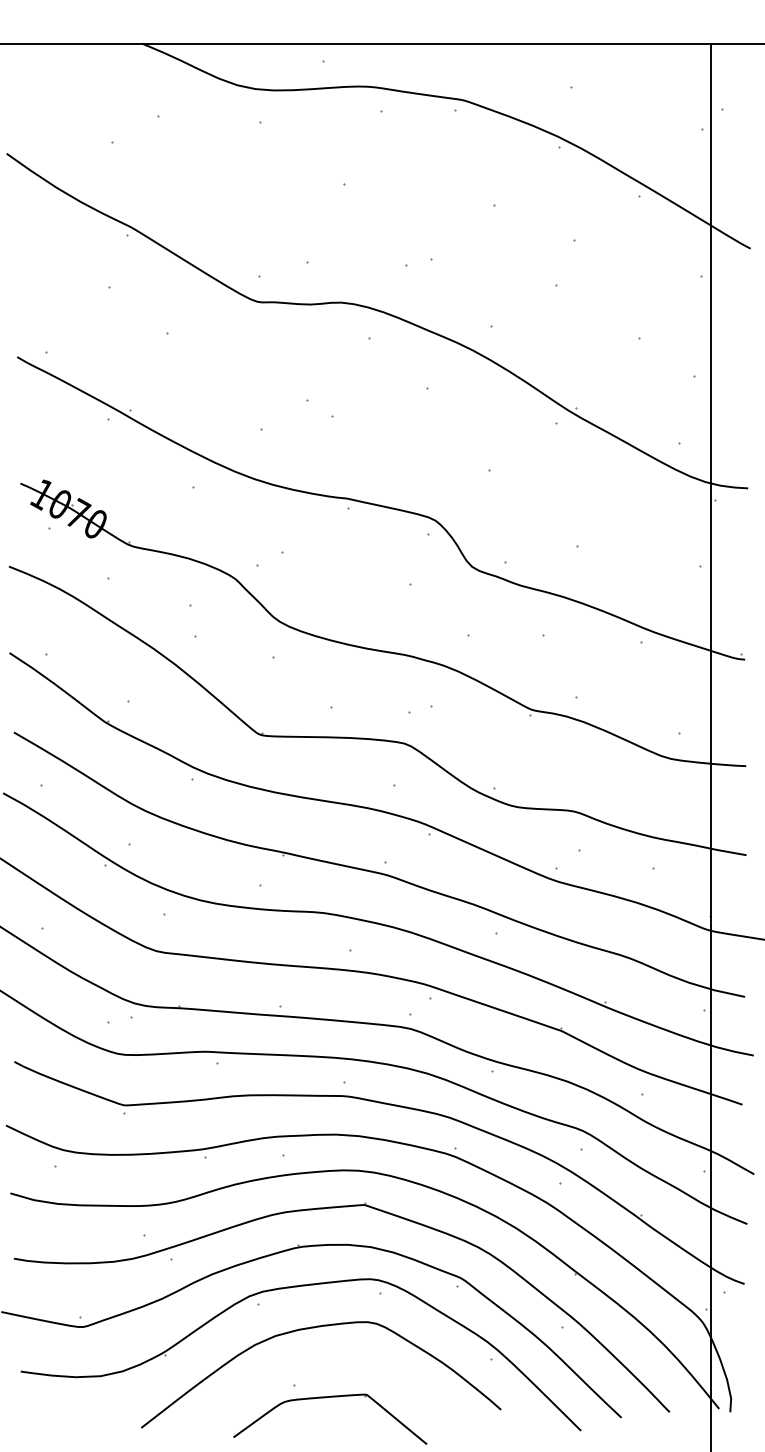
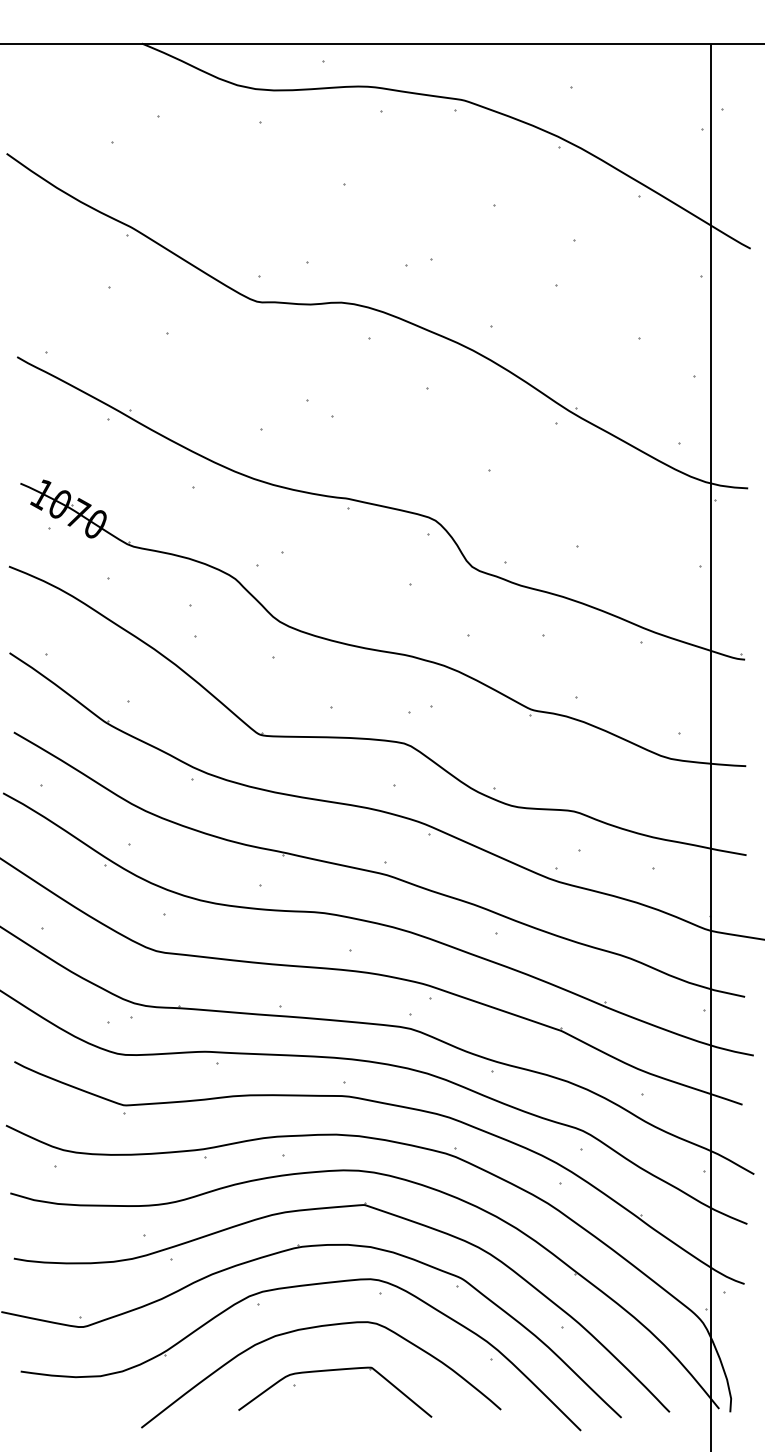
part position: (325, 1398) -> (330, 1371) (330, 1371)
